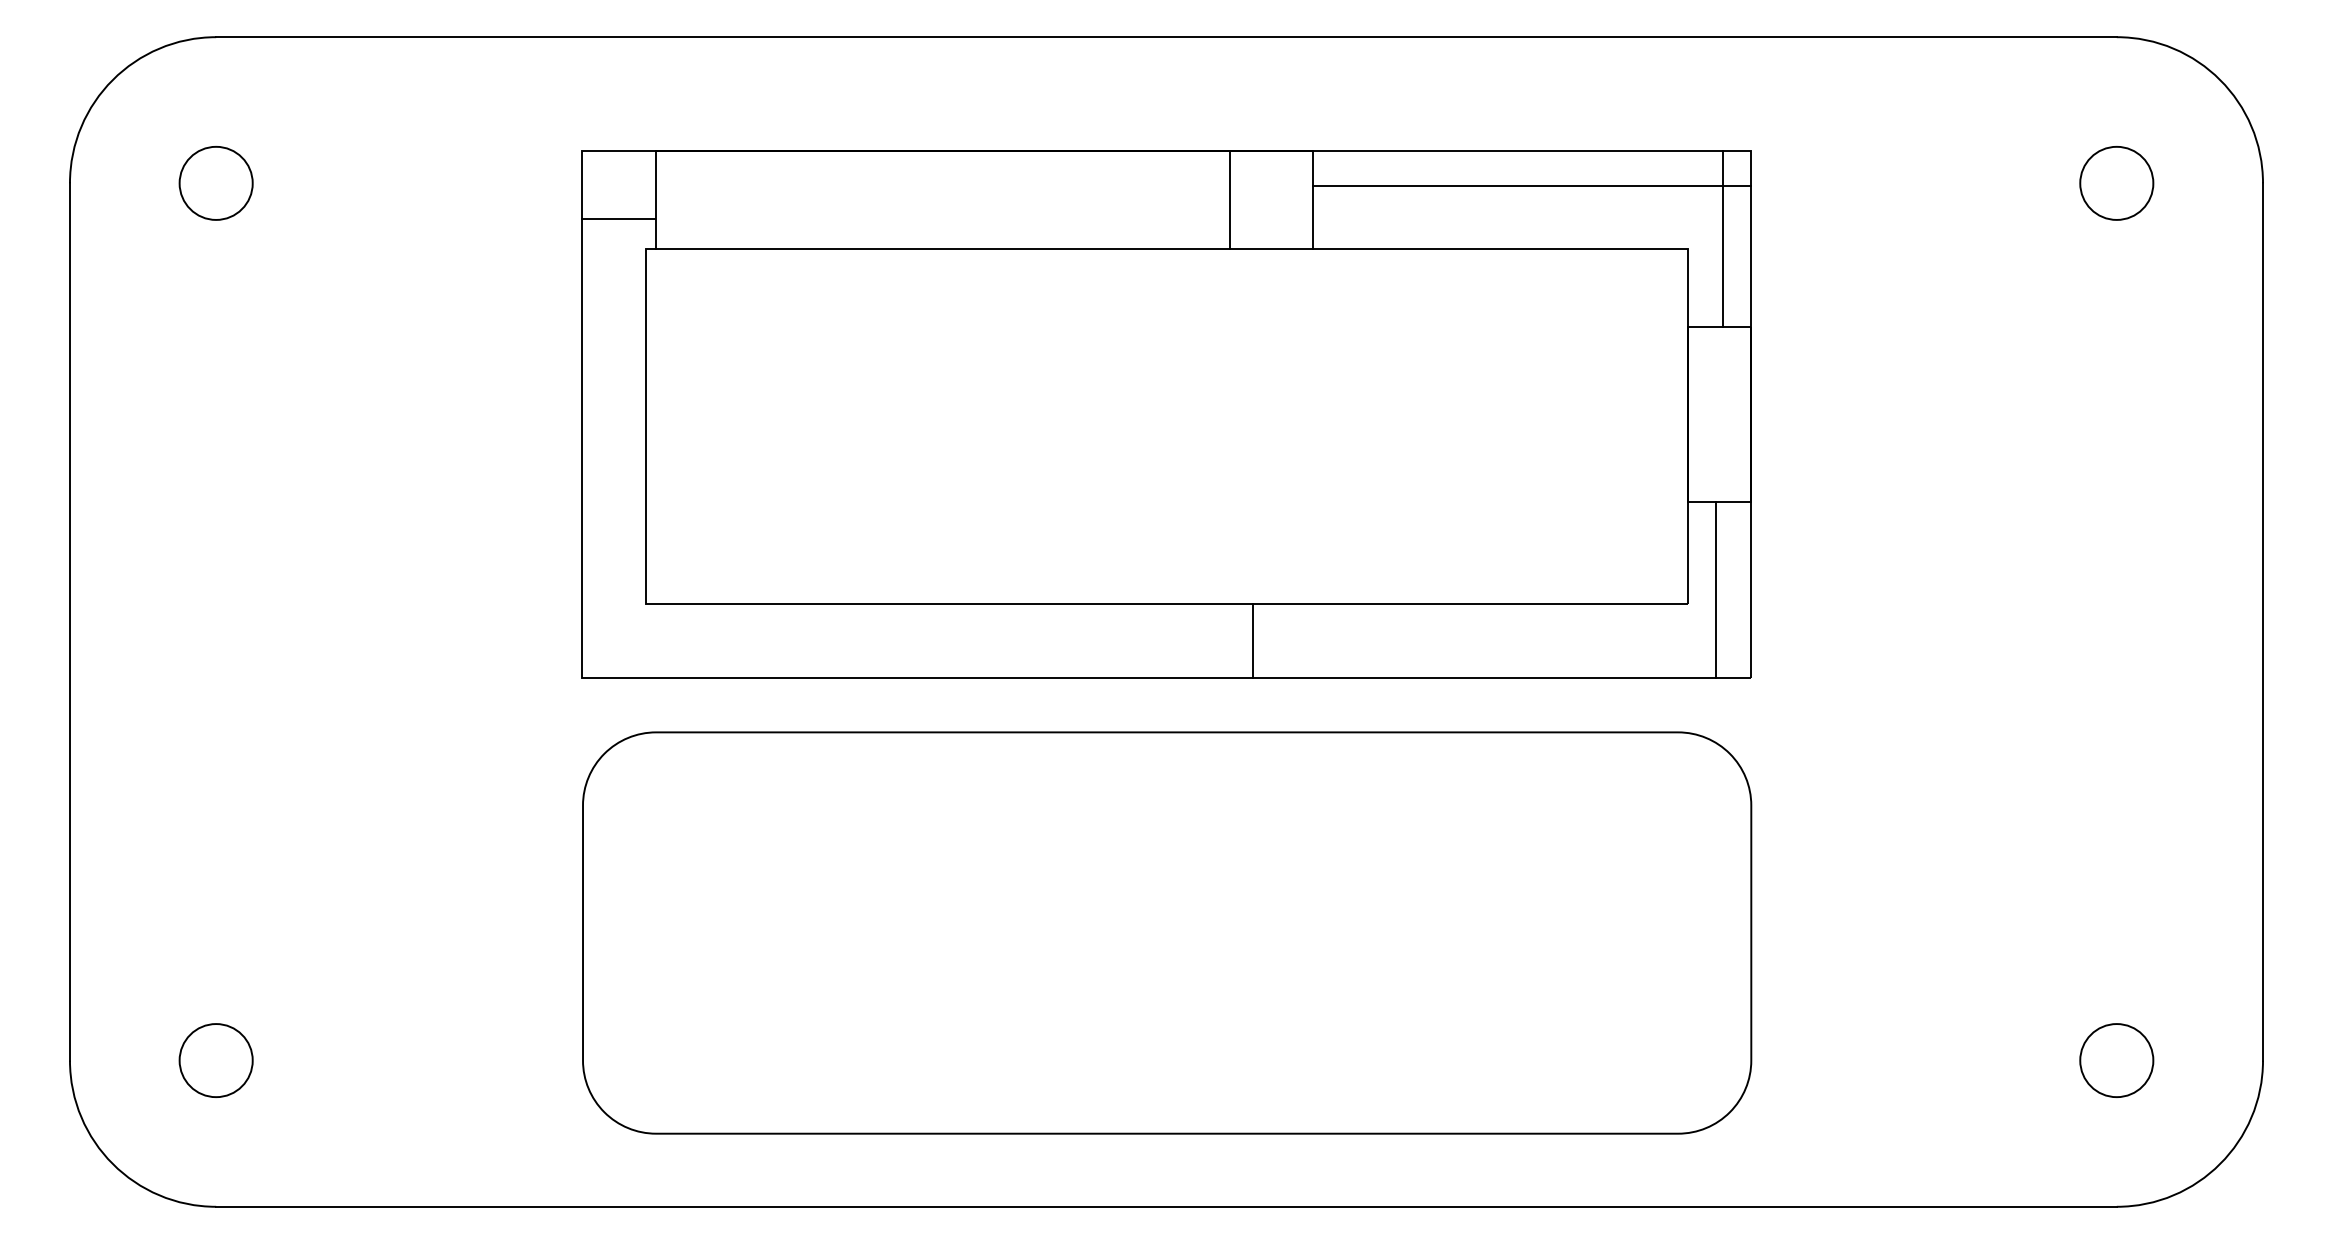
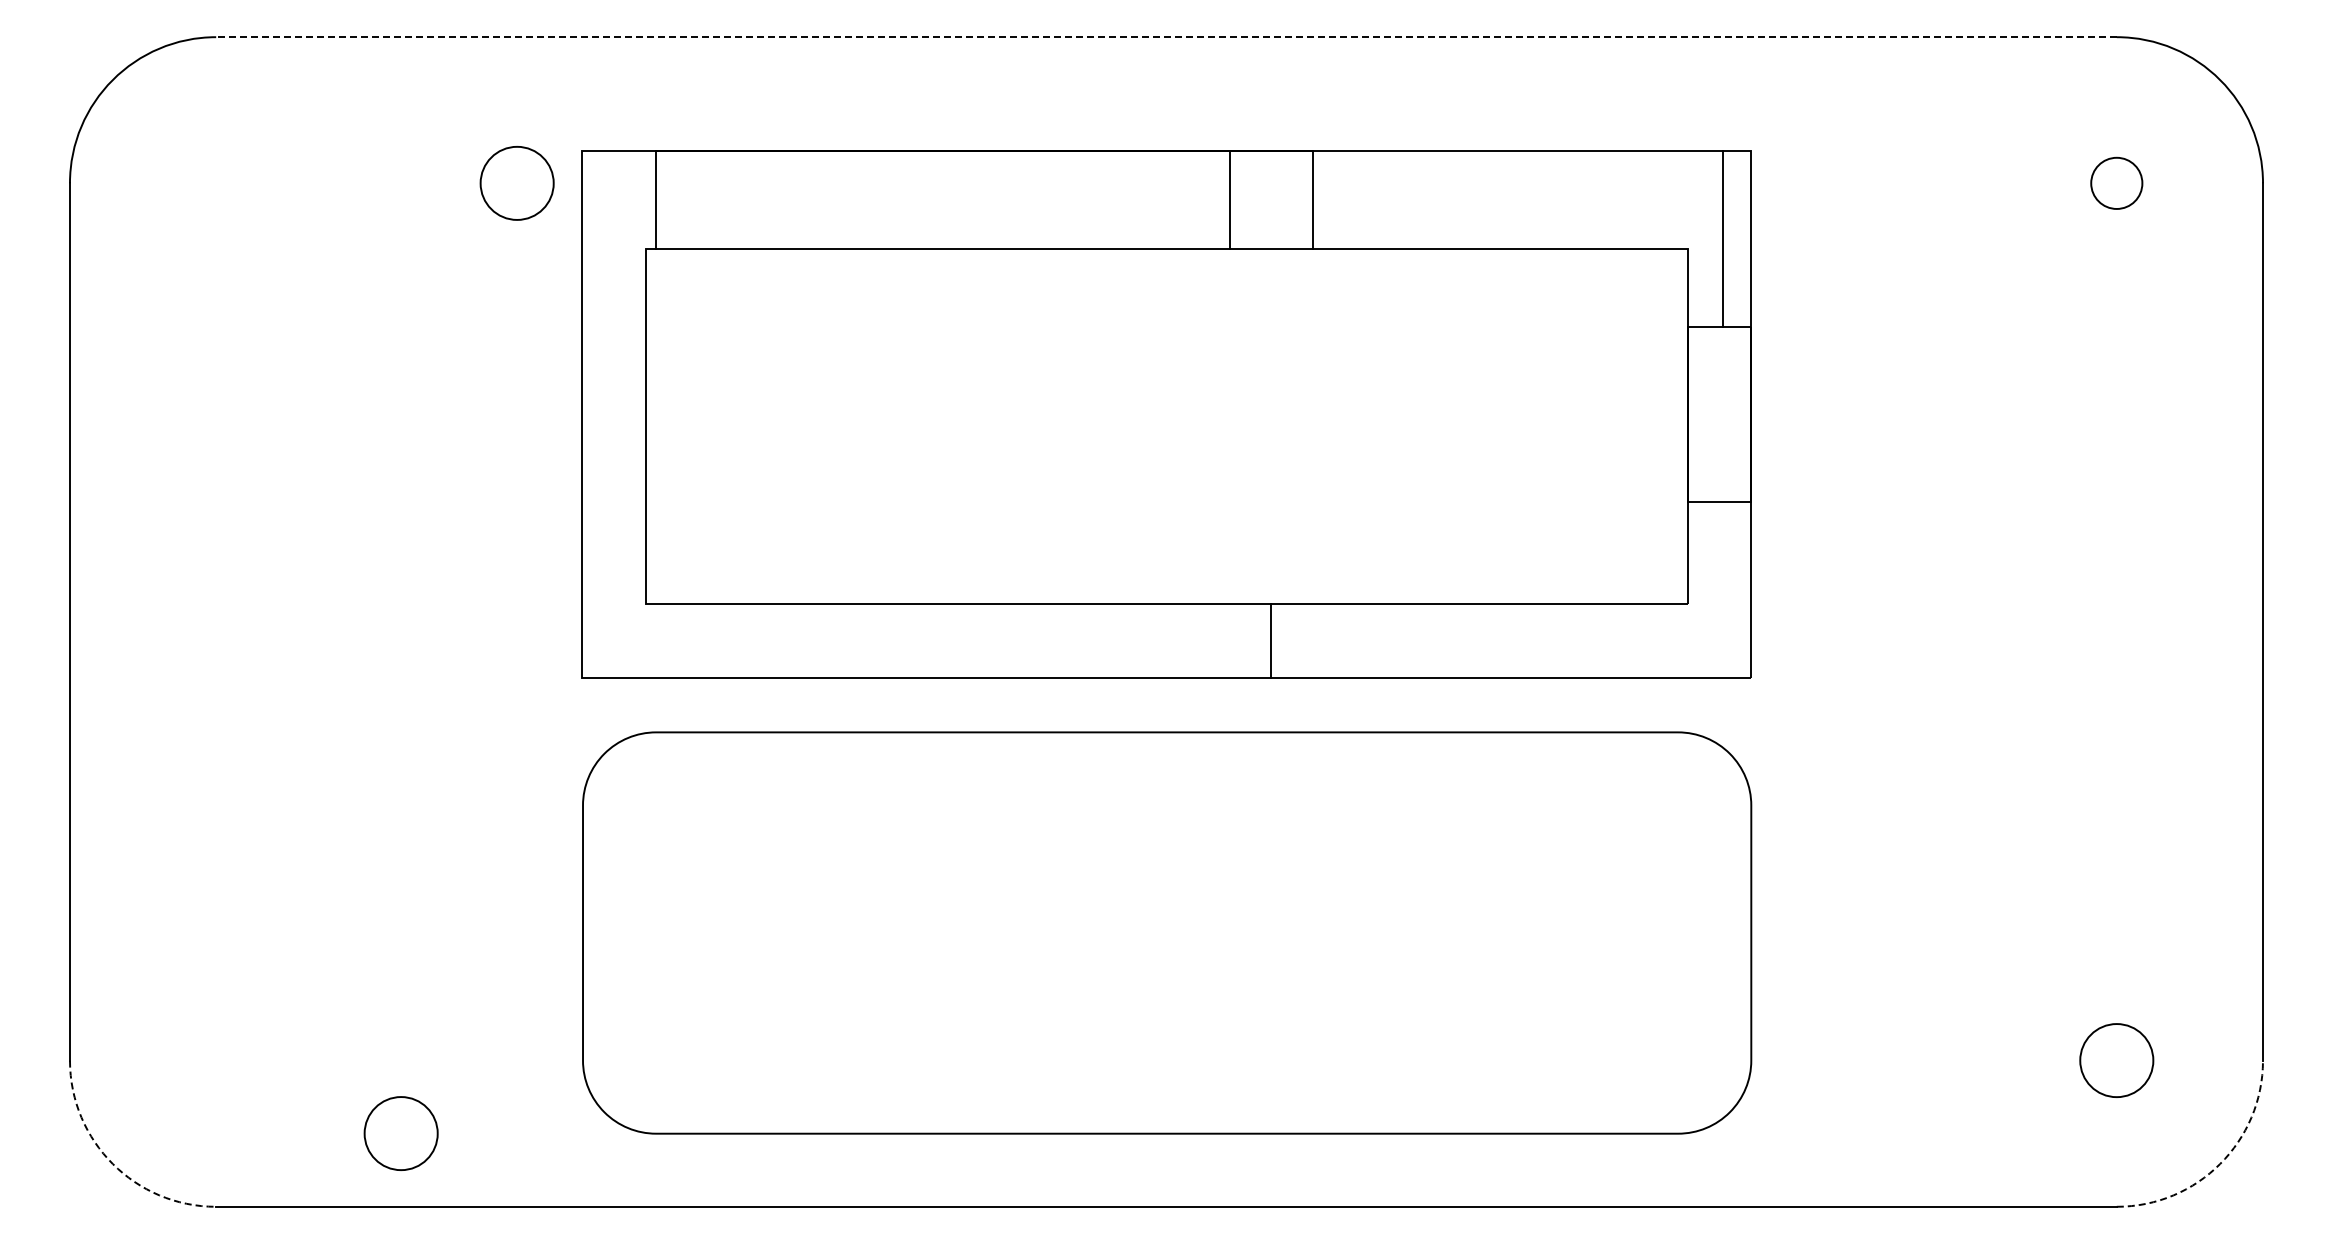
line: solid -> dashed (1166, 37)
circle diameter: 73 px -> 51 px (2116, 182)
circle position: (215, 183) -> (516, 183) (516, 183)
line: present -> none (1531, 185)
line: present -> none (617, 219)
line: present -> none (1715, 589)
line position: (1253, 640) -> (1271, 640) (1271, 640)
circle position: (215, 1060) -> (400, 1133) (400, 1133)
arc: solid -> dashed (112, 1163)
arc: solid -> dashed (2220, 1163)
